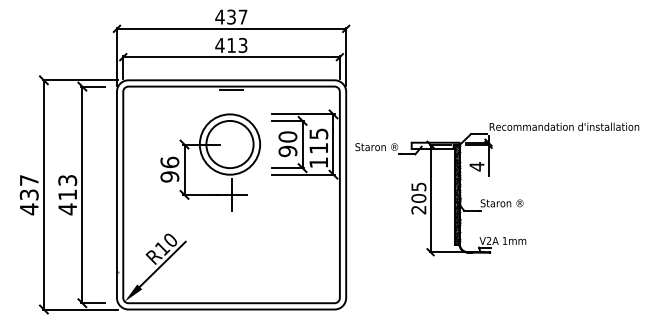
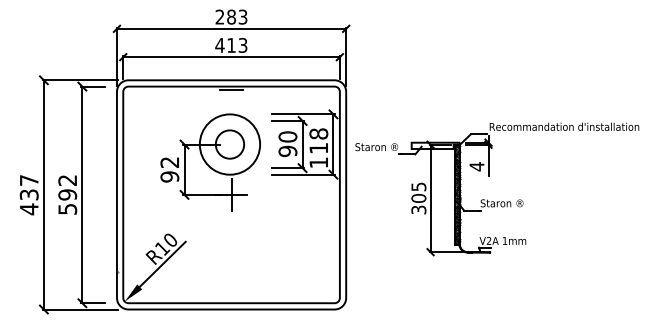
text: 437 -> 283 (231, 16)
text: 115 -> 118 (318, 133)
circle diameter: 47 px -> 28 px (229, 144)
text: 96 -> 92 (169, 162)
text: 413 -> 592 (67, 195)
text: 205 -> 305 (418, 209)
